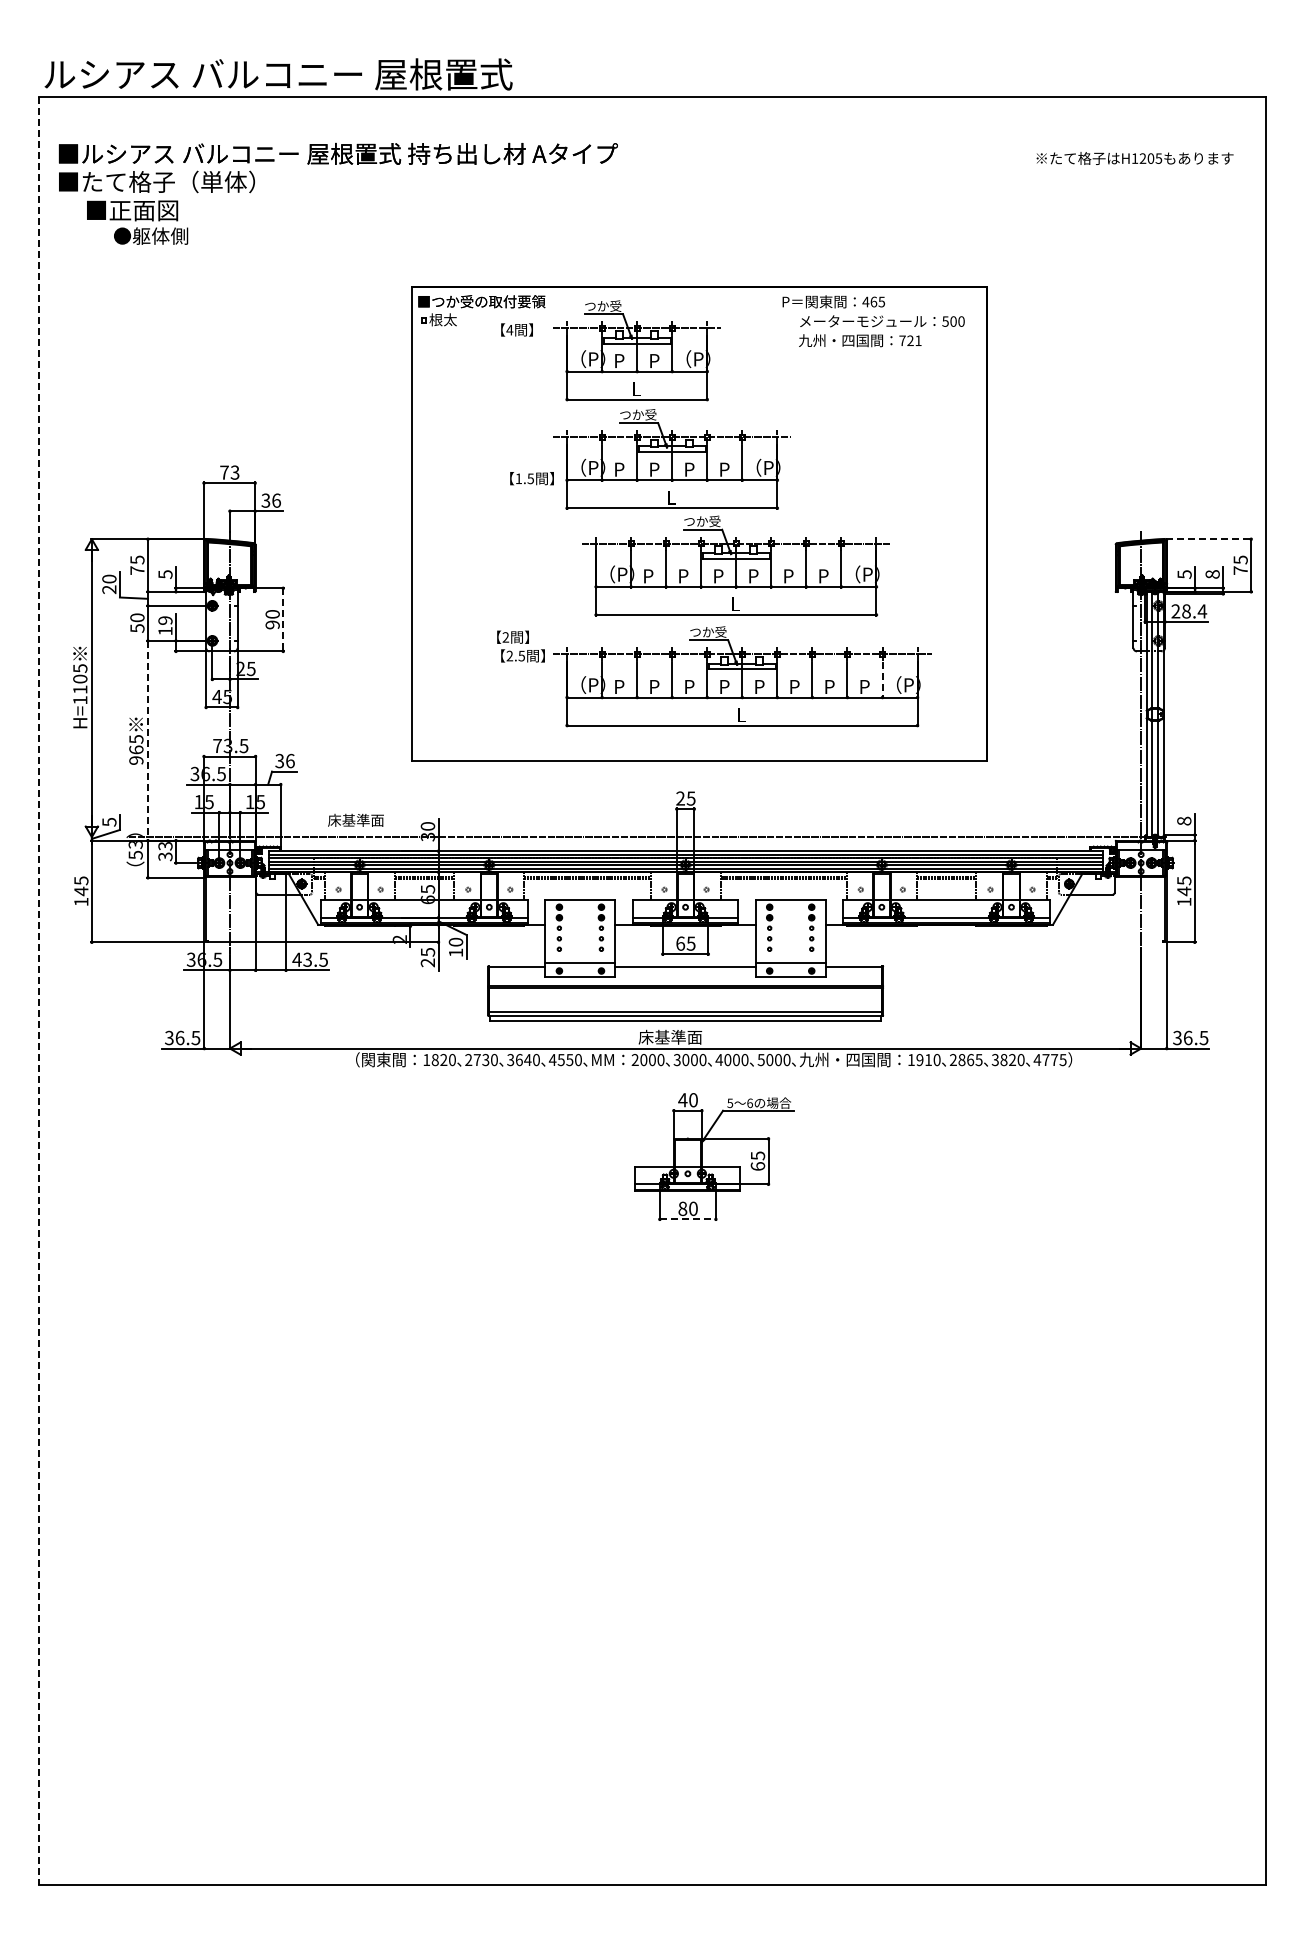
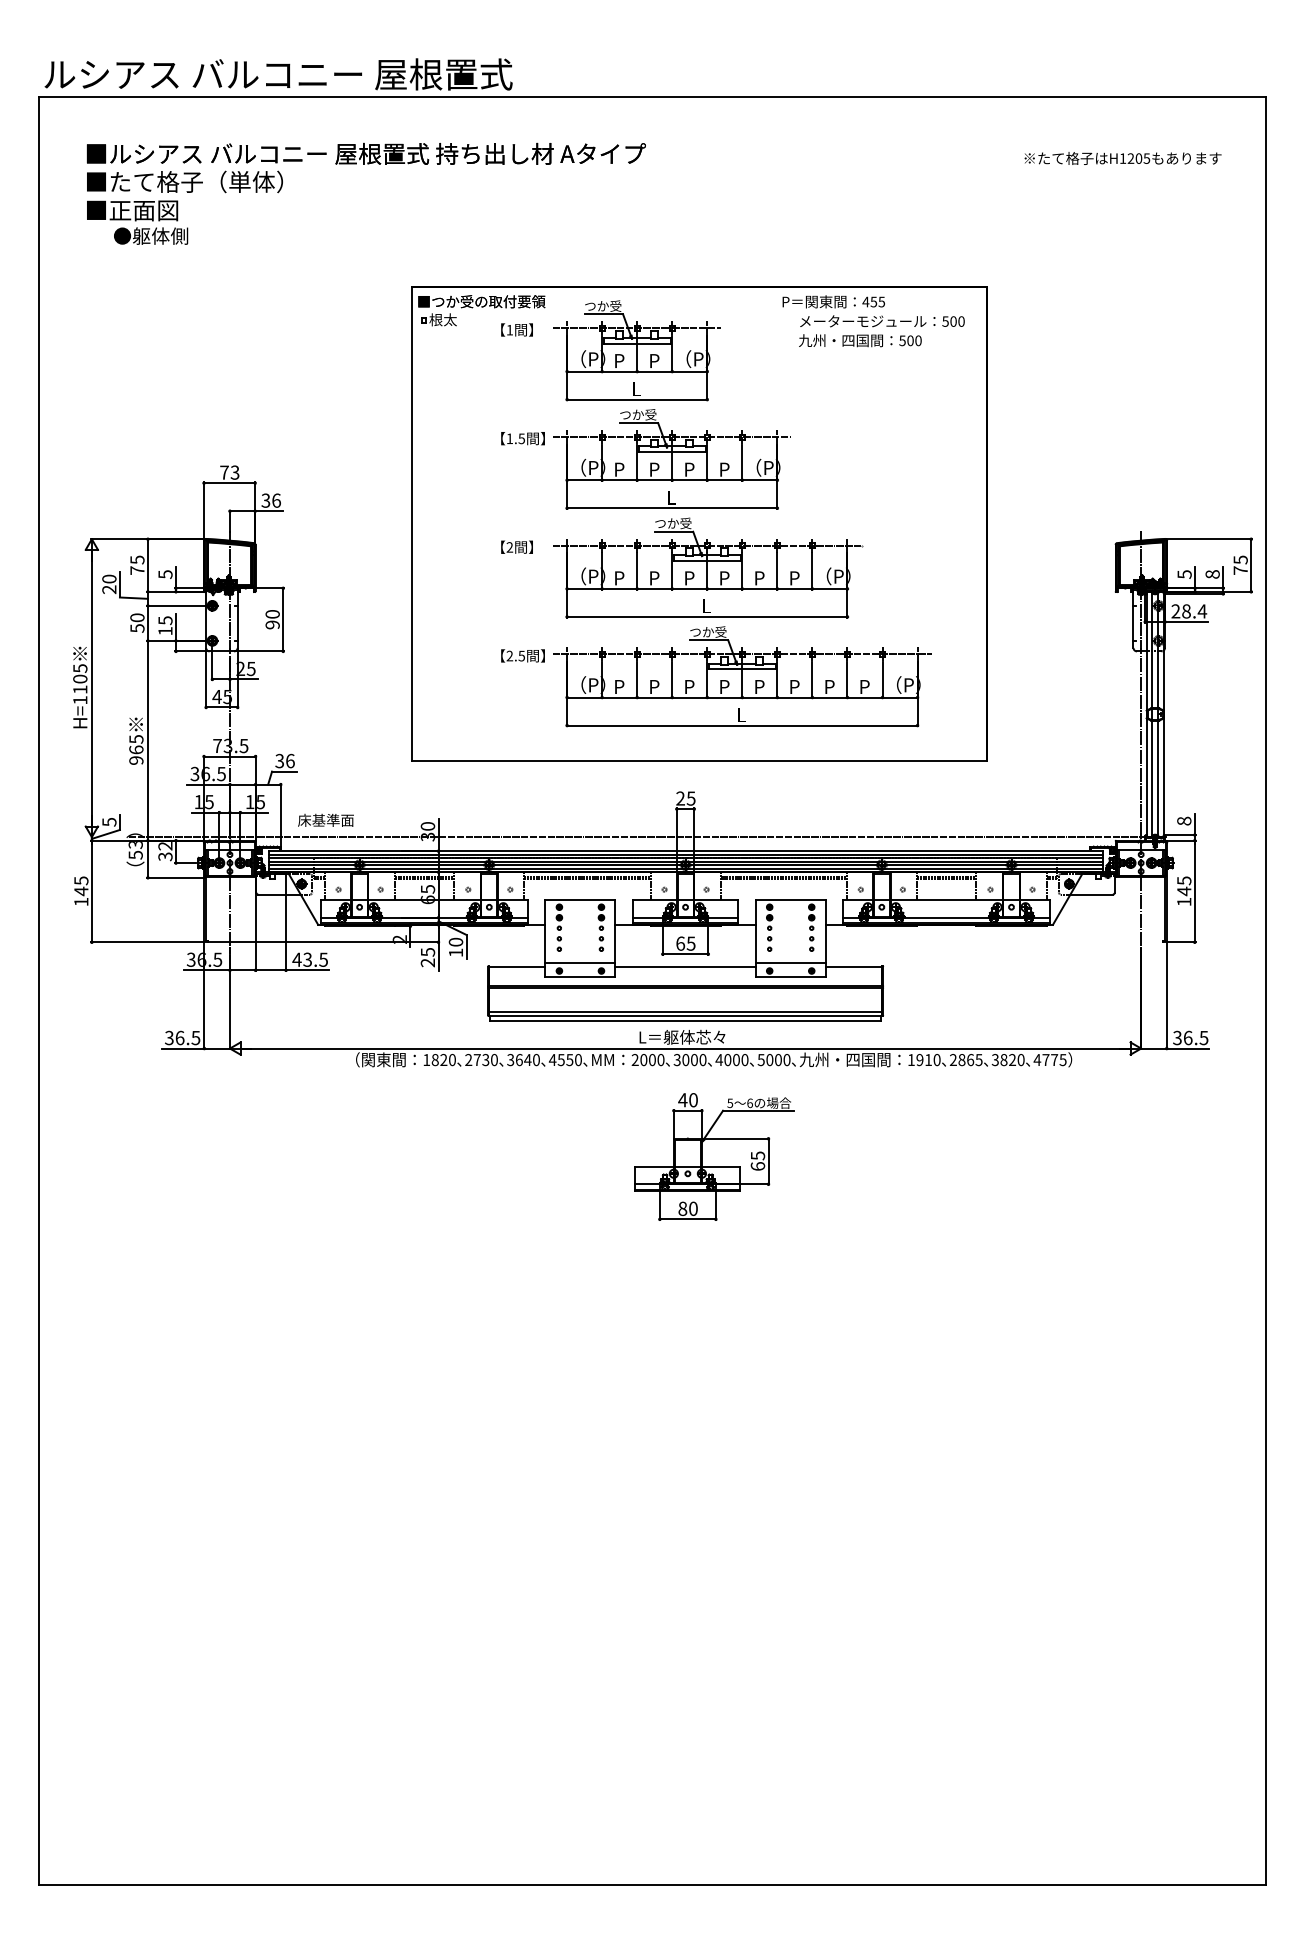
text position: (1134, 158) -> (1122, 158) (1122, 158)
text position: (337, 167) -> (365, 167) (365, 167)
text: 465 -> 455 (873, 301)
text: 4 -> 1 (509, 330)
text: 721 -> 500 (910, 340)
text position: (531, 478) -> (522, 438) (522, 438)
line: dashed -> solid (1209, 539)
part position: (737, 565) -> (708, 567) (708, 567)
line: dashed -> solid (283, 619)
text: 19 -> 15 (165, 620)
text position: (512, 636) -> (516, 546) (516, 546)
line: dashed -> solid (882, 680)
line: dashed -> solid (147, 740)
text position: (355, 819) -> (325, 819) (325, 819)
text: 33 -> 32 (165, 846)
line: dashed -> solid (39, 991)
text: 床基準面 -> L＝躯体芯々 (681, 1036)
line: dashed -> solid (688, 1219)
